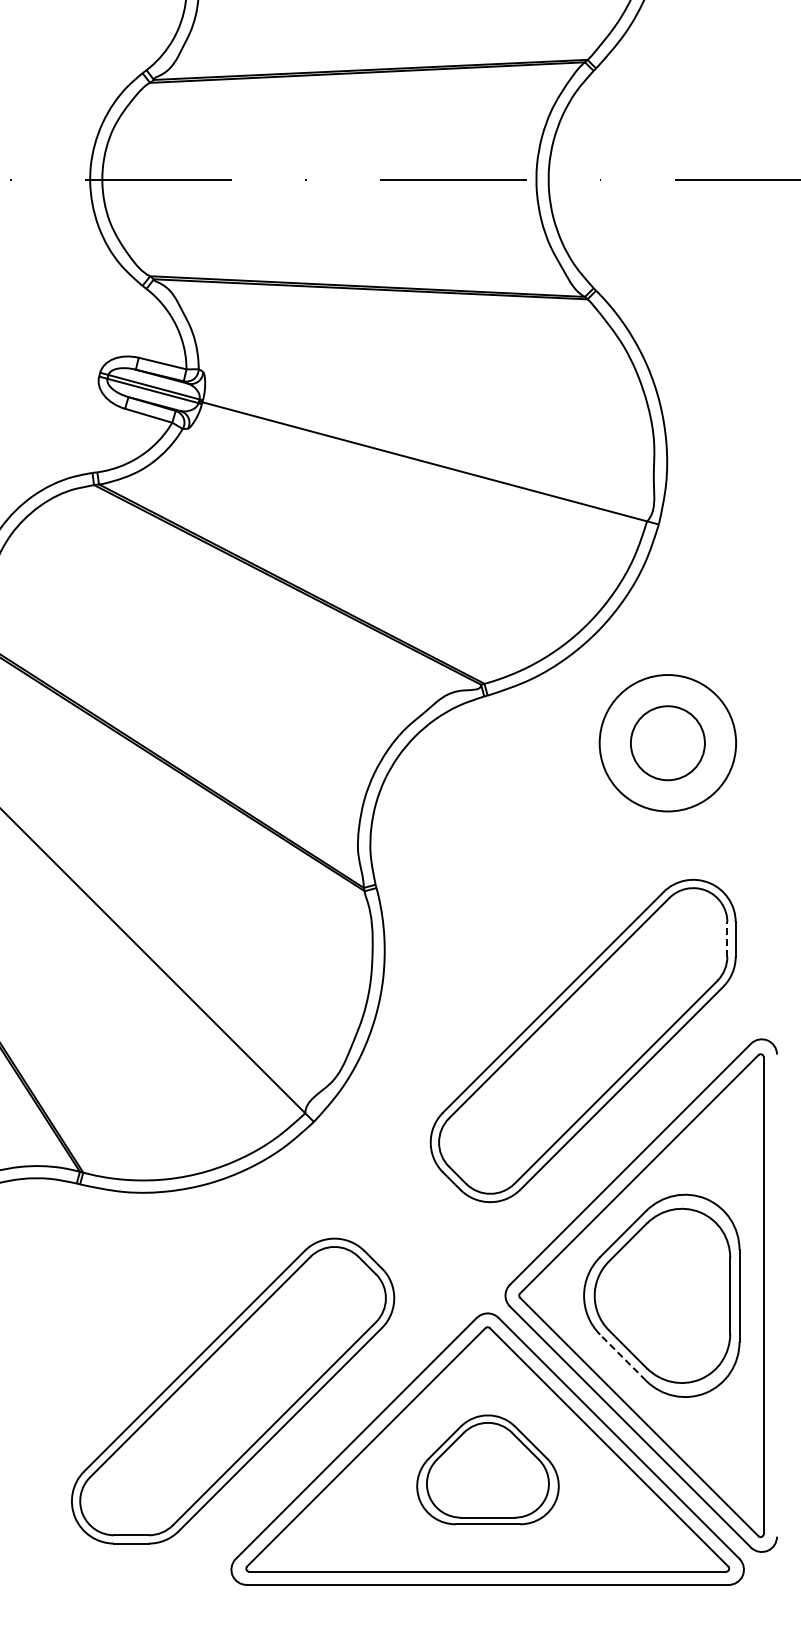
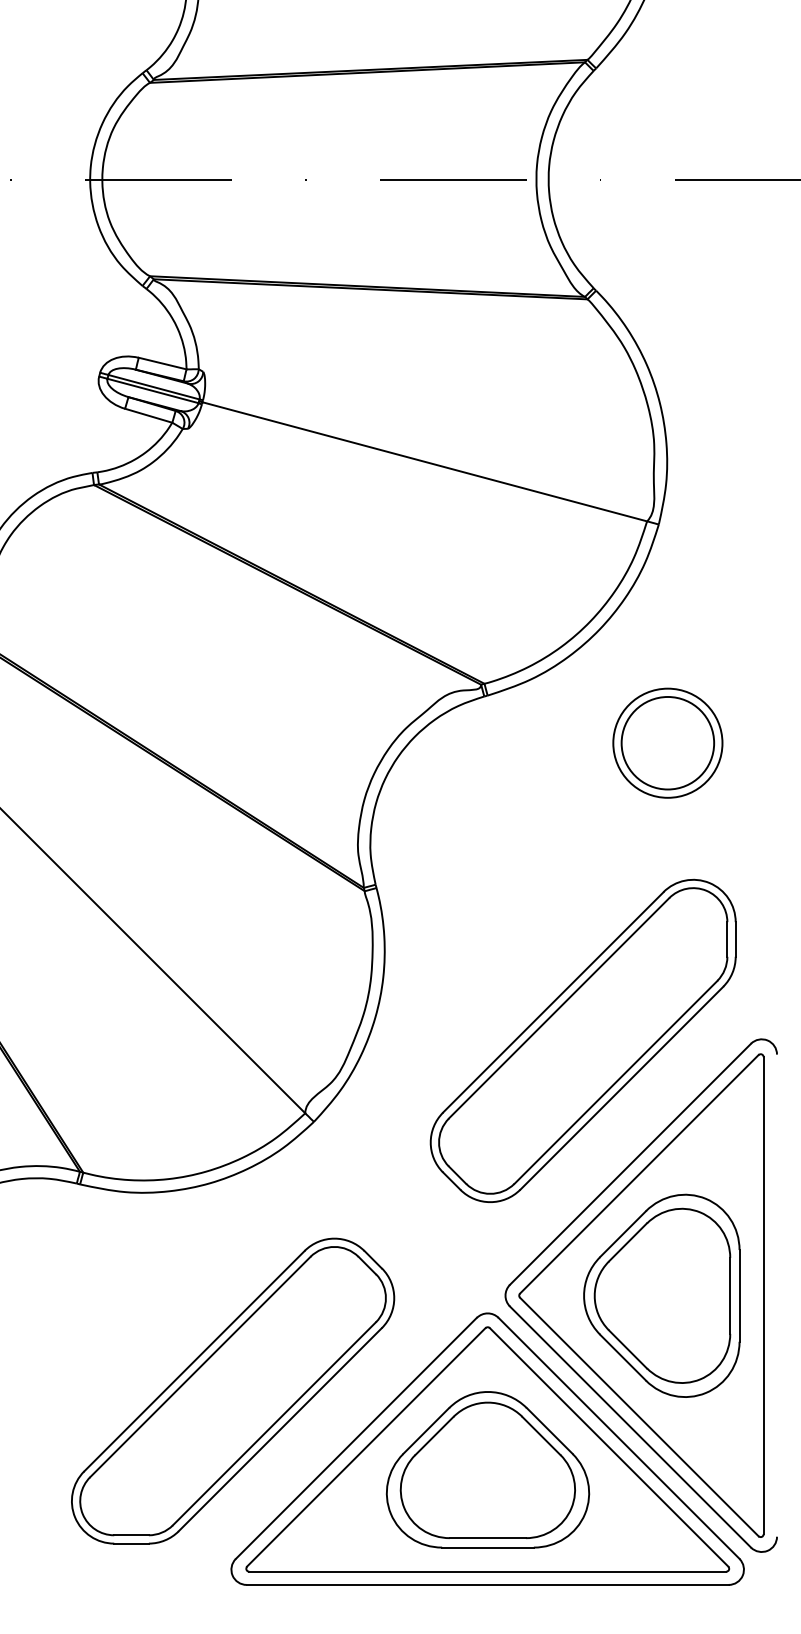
circle diameter: 136 px -> 109 px (667, 742)
circle diameter: 74 px -> 93 px (667, 742)
line: dashed -> solid (727, 938)
line: dashed -> solid (622, 1357)
part size: 144x112 px -> 206x158 px (487, 1469)
